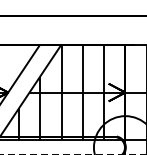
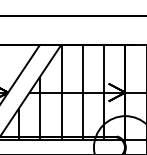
line: dashed -> solid (72, 154)
